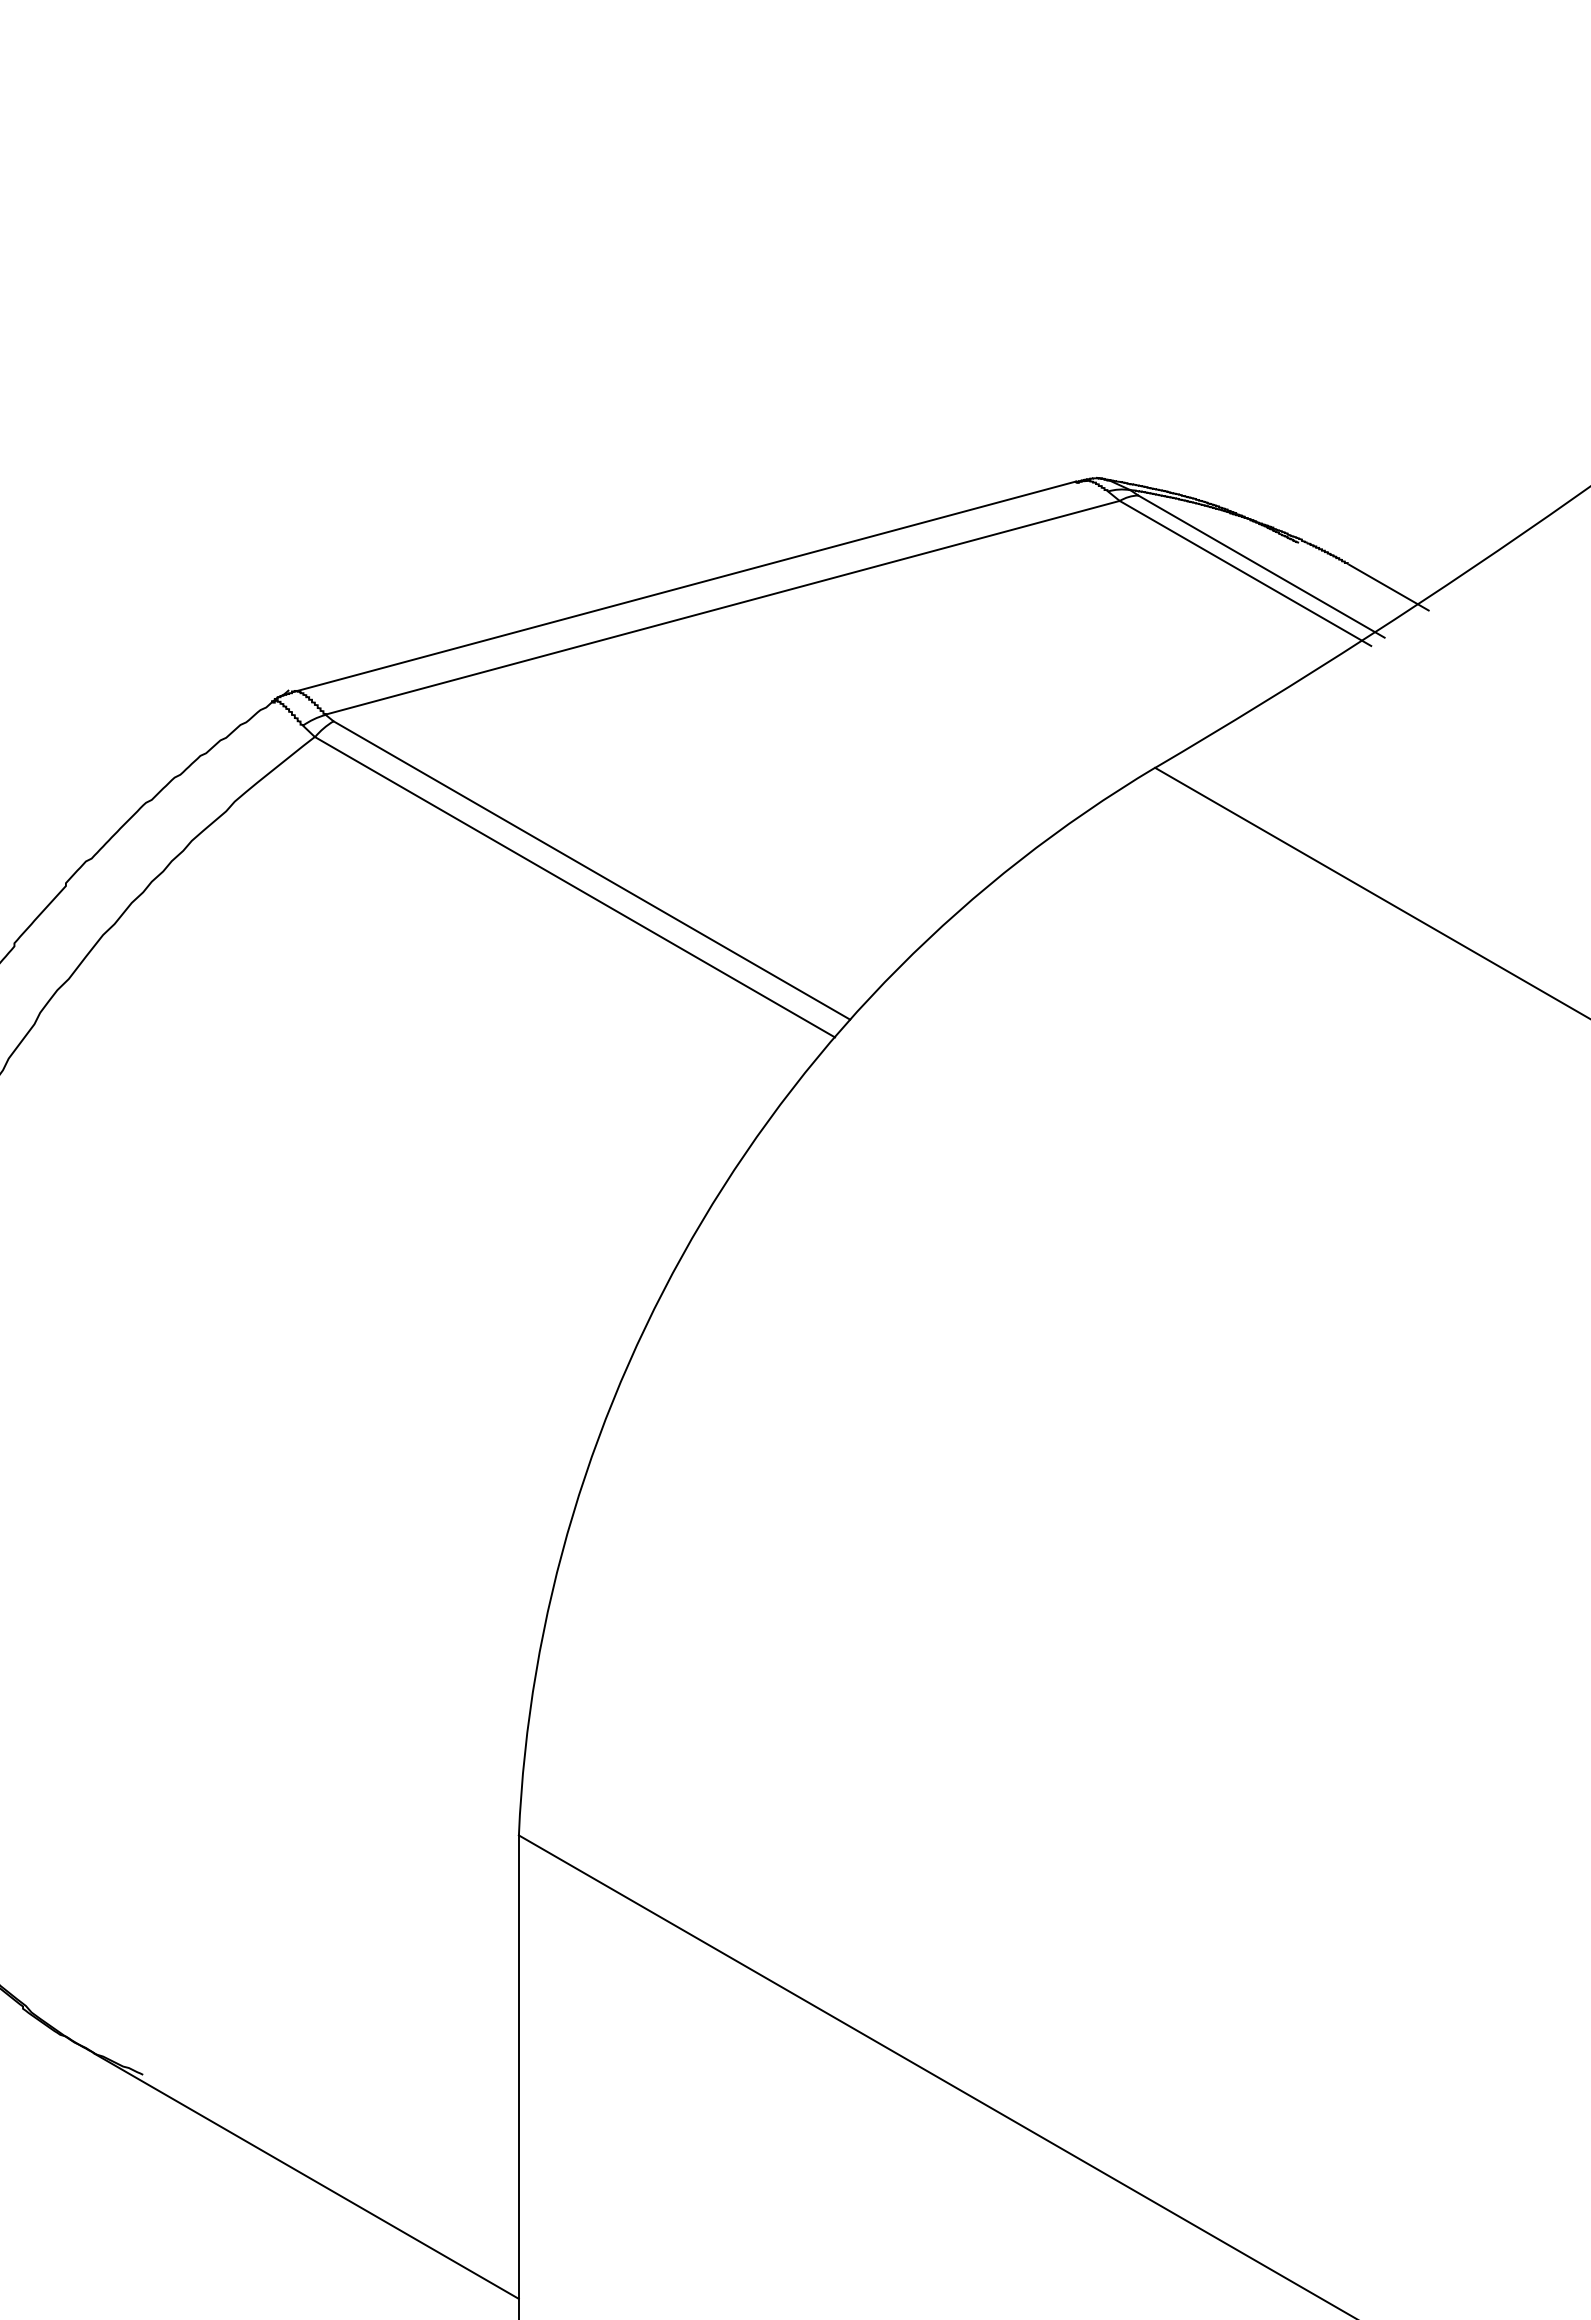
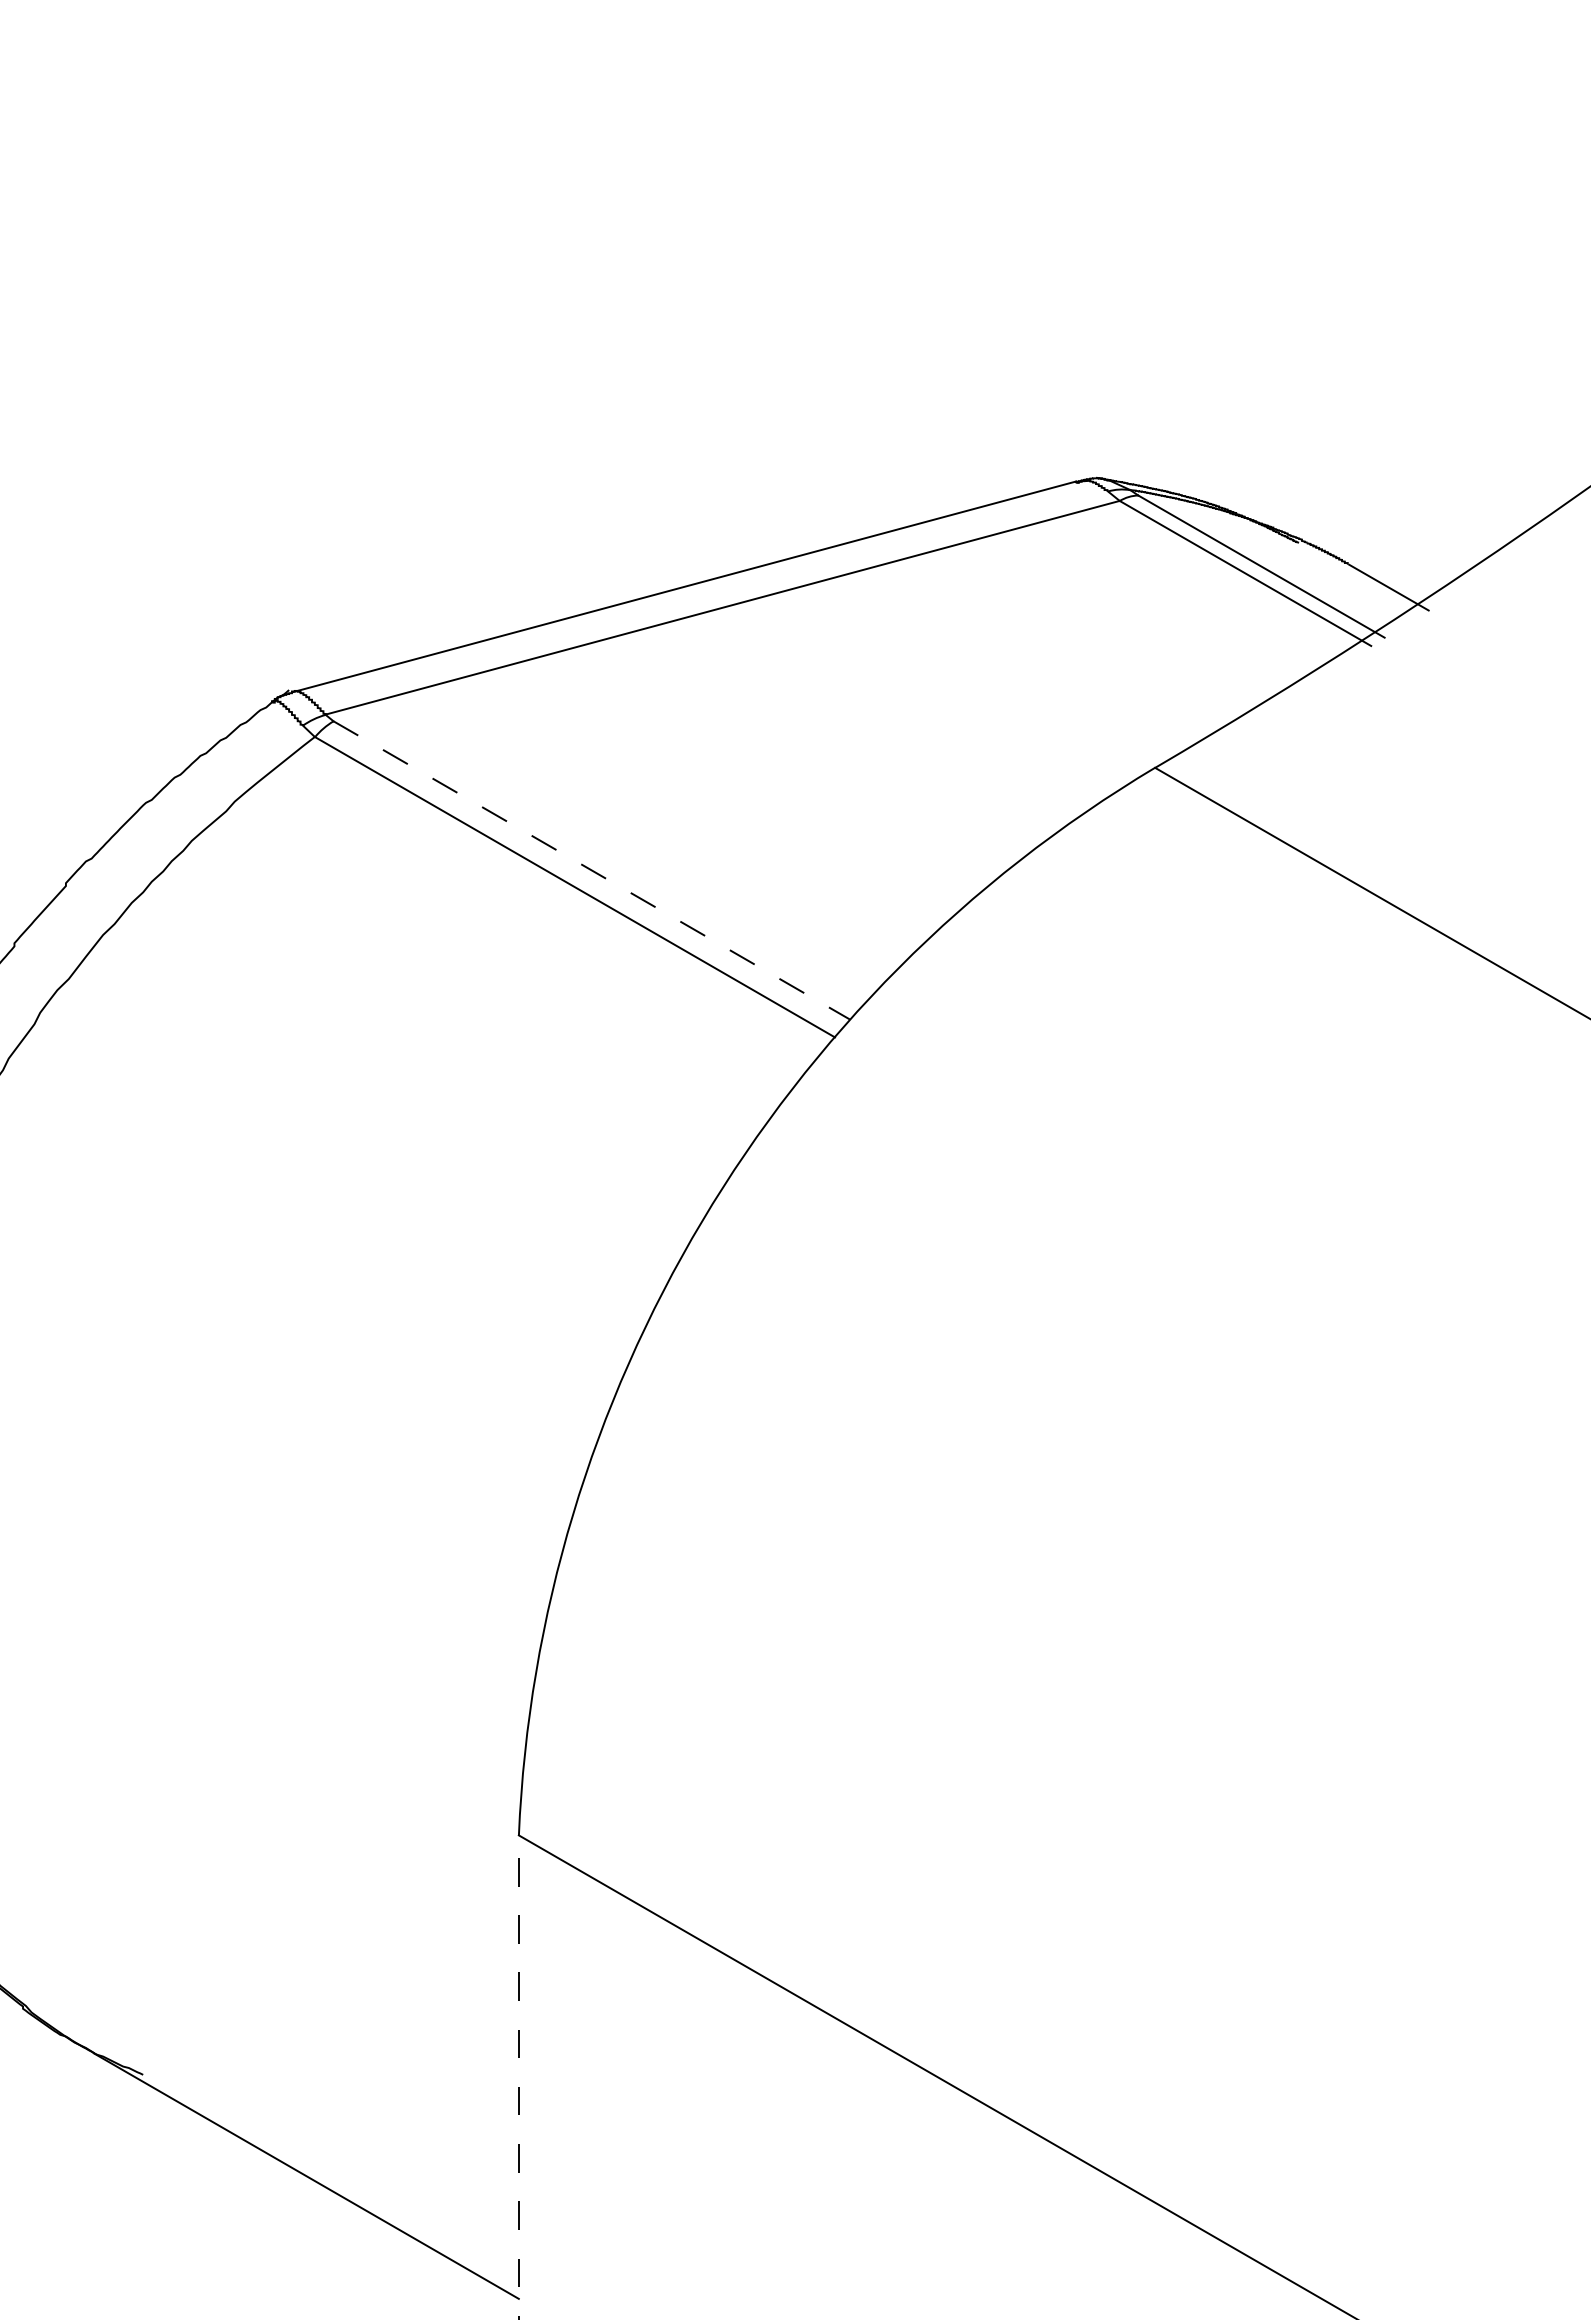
line: solid -> dashed (592, 870)
line: solid -> dashed (518, 2077)
